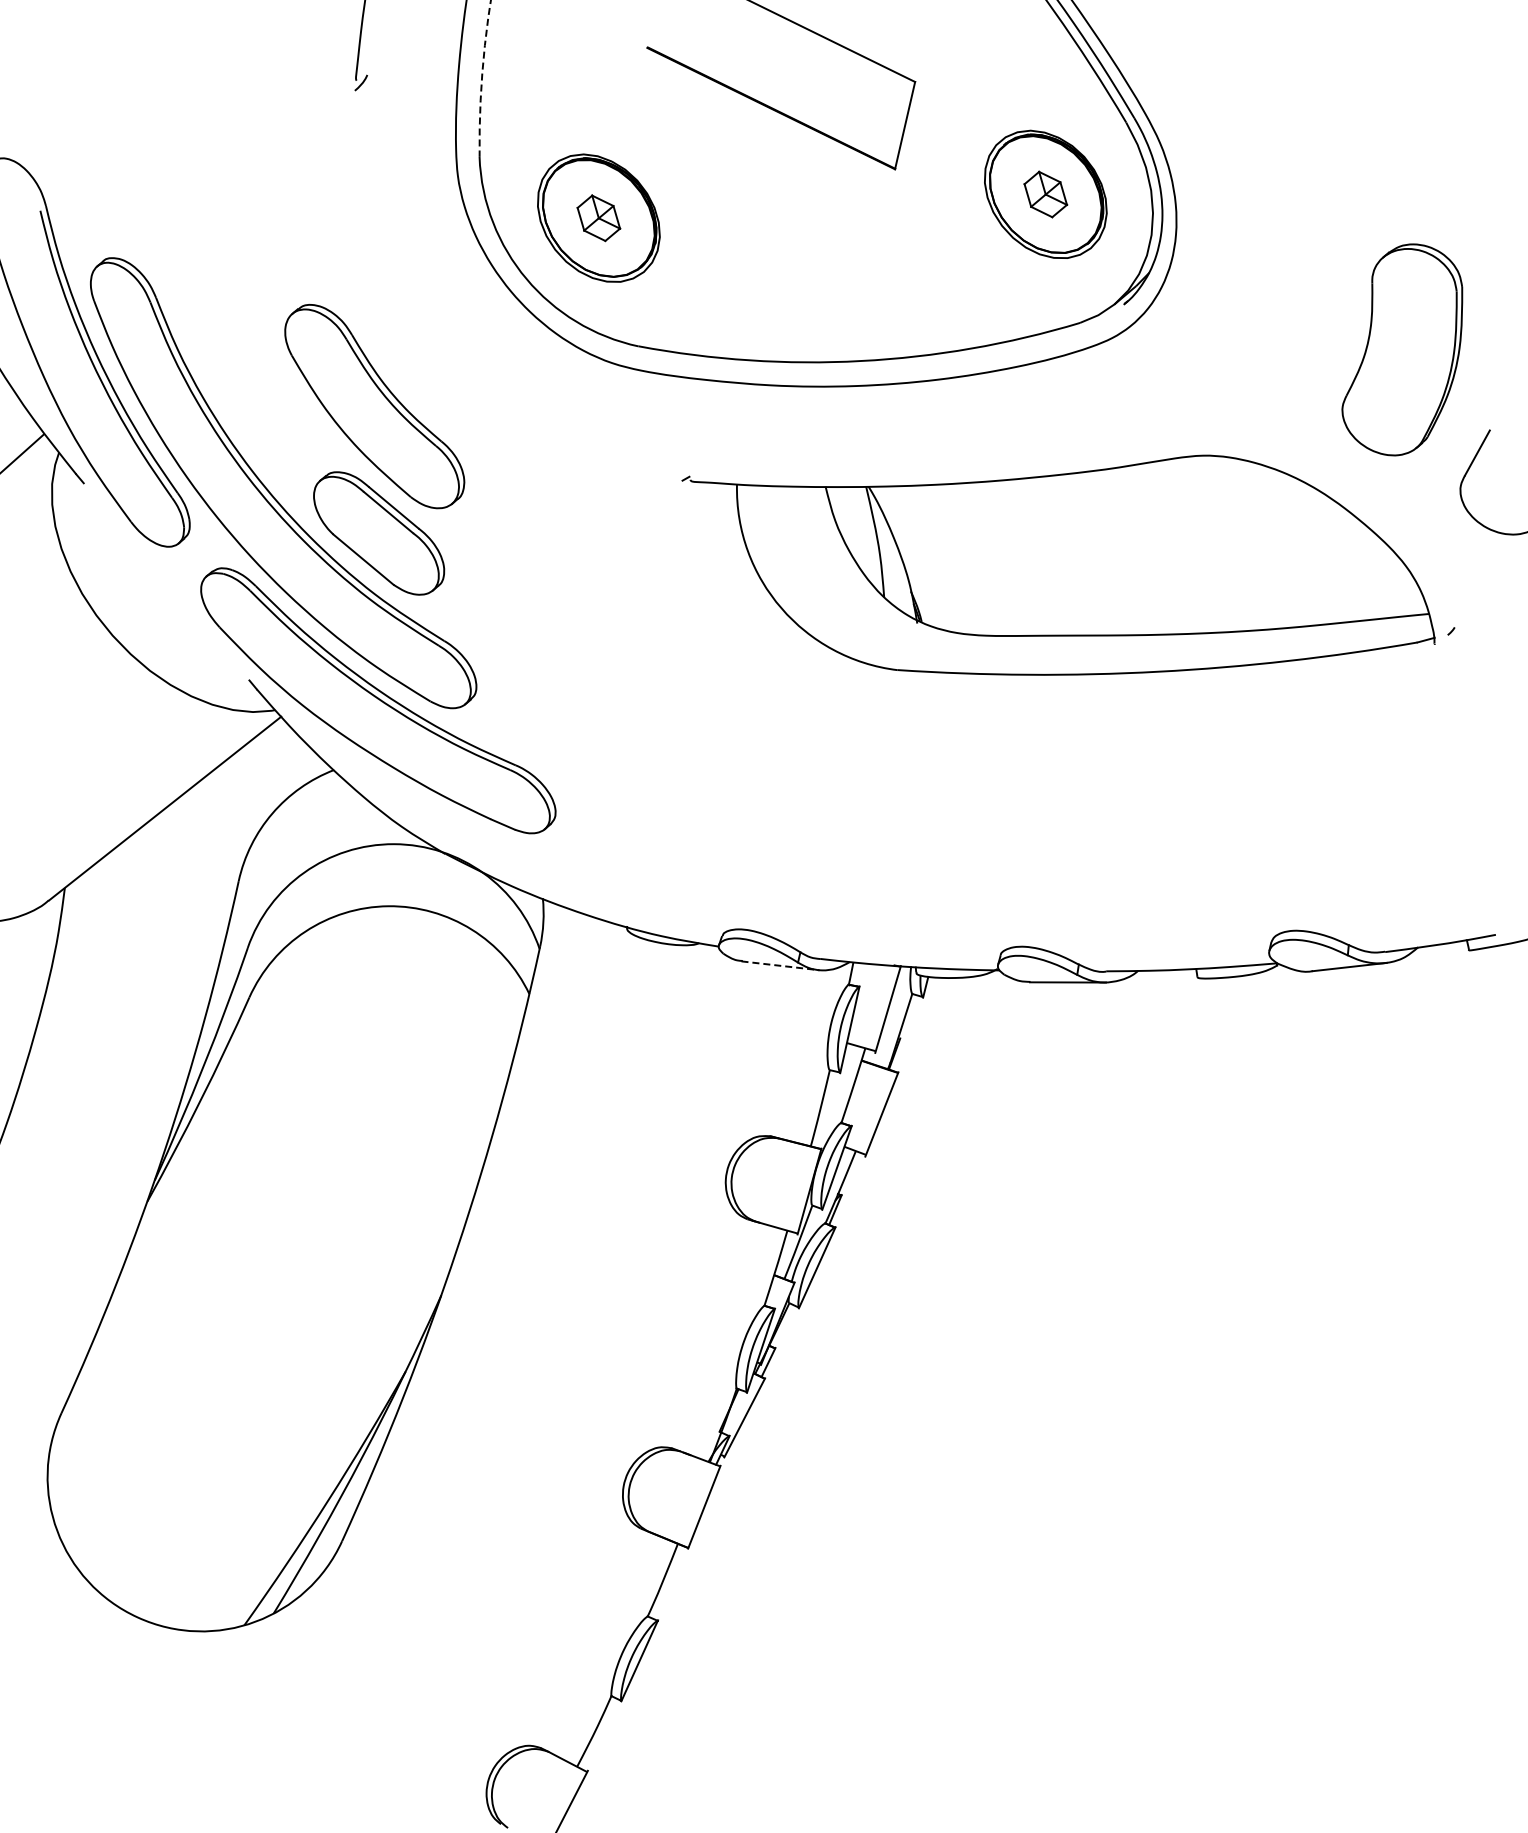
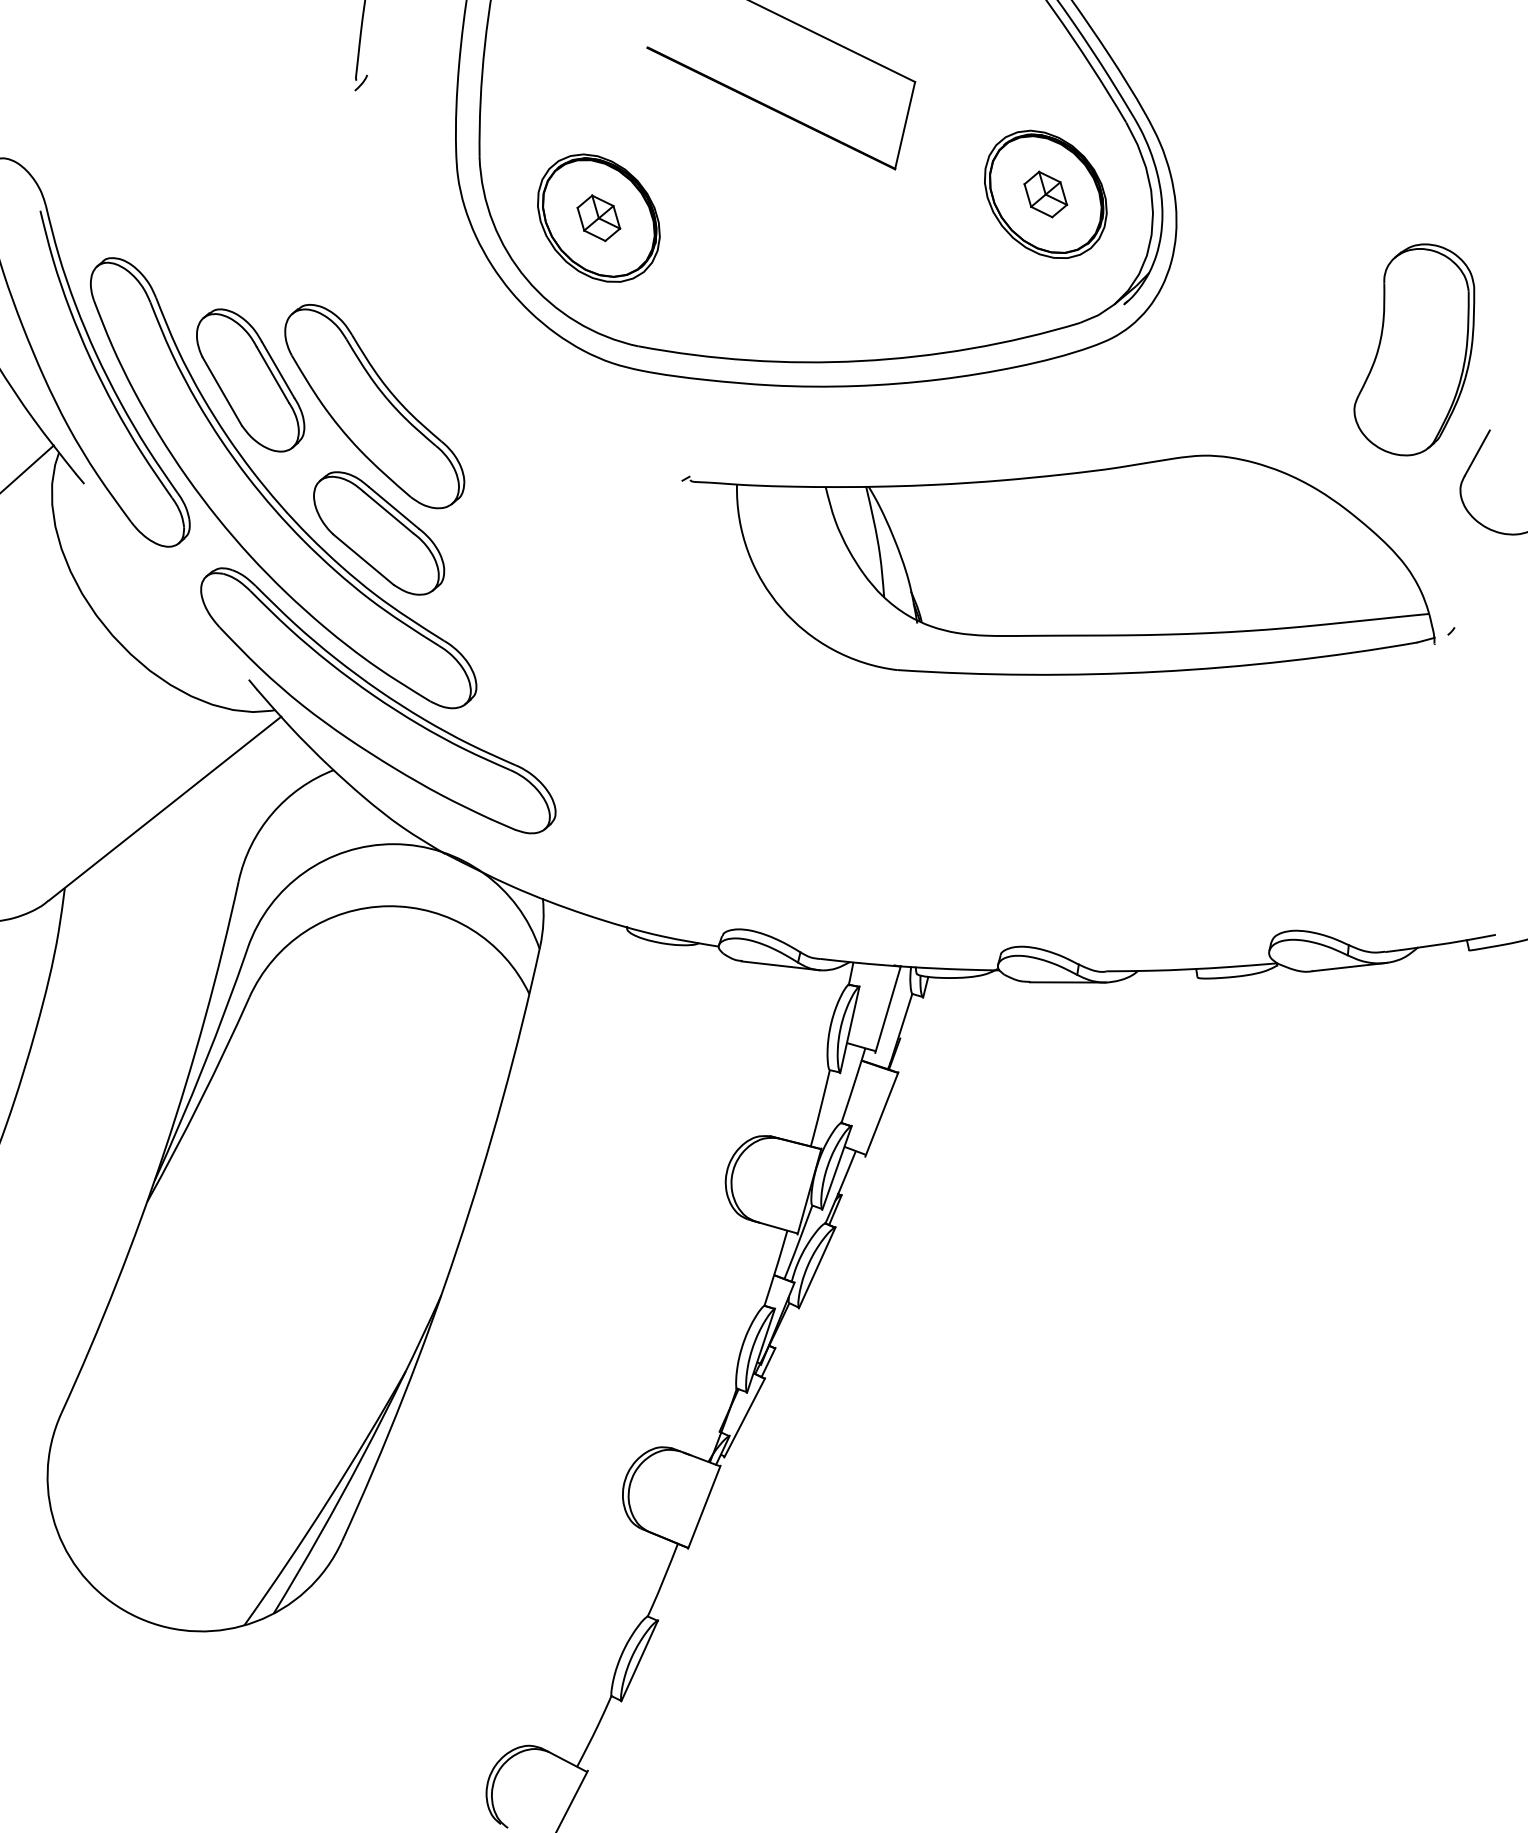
arc: dashed -> solid (481, 79)
part position: (1402, 349) -> (1414, 349) (1414, 349)
part: none -> present (250, 380)
line position: (22, 452) -> (27, 468) (27, 468)
line: dashed -> solid (781, 965)
